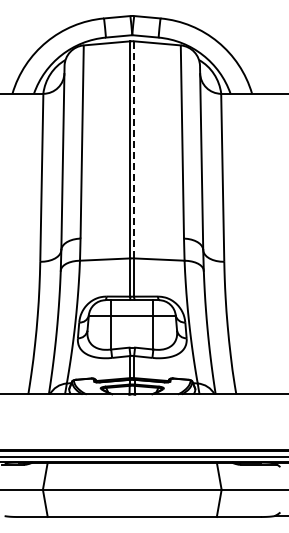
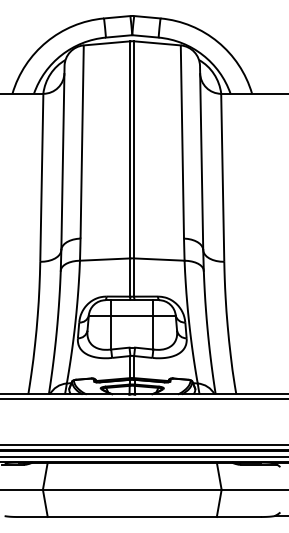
line: dashed -> solid (134, 149)
line: none -> present (143, 398)
line: none -> present (143, 445)
